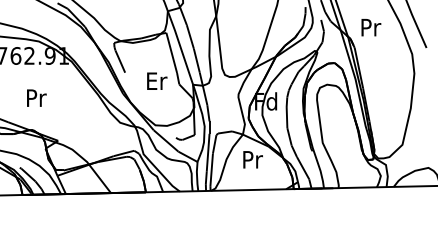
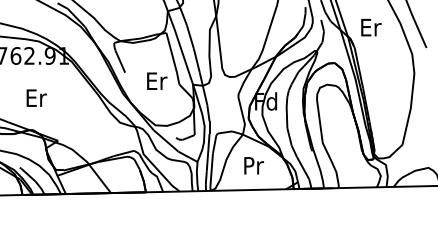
text: Pr -> Er (371, 27)
text: Pr -> Er (36, 97)
text position: (252, 159) -> (253, 165) (253, 165)
